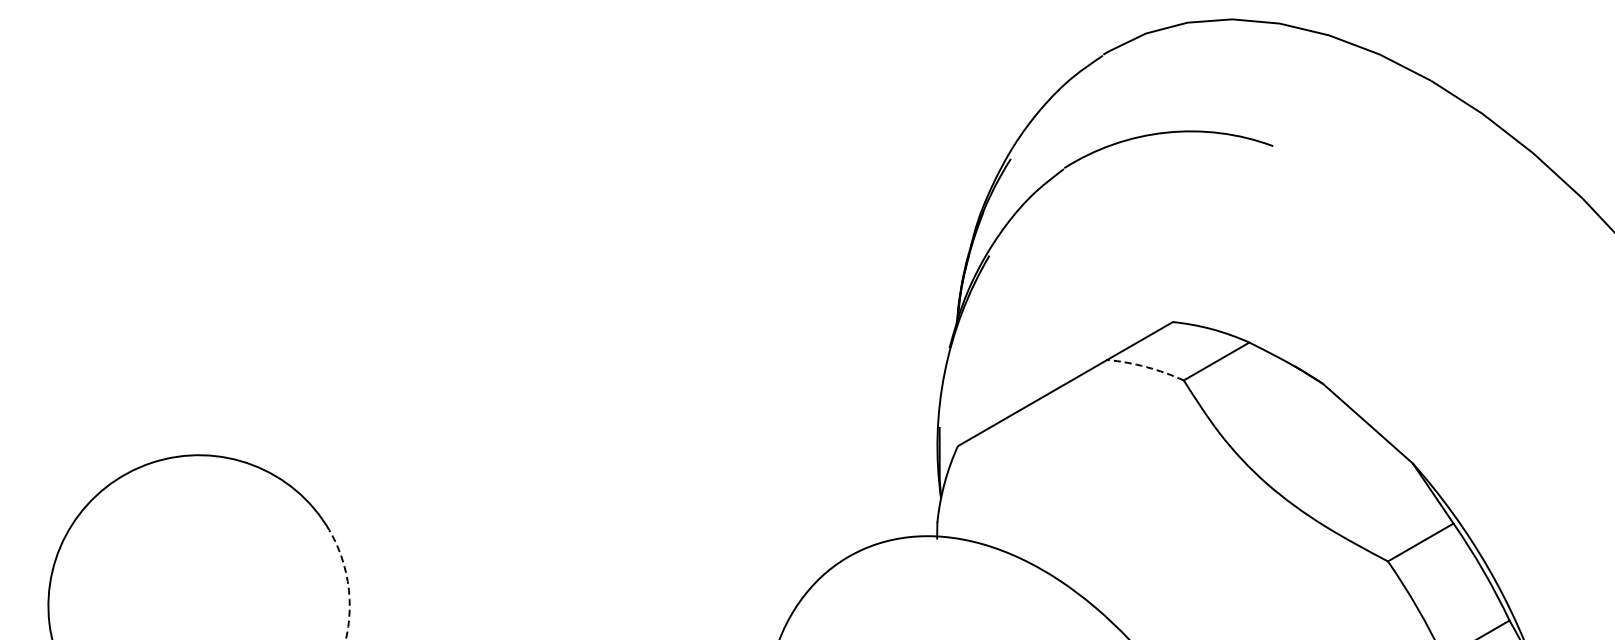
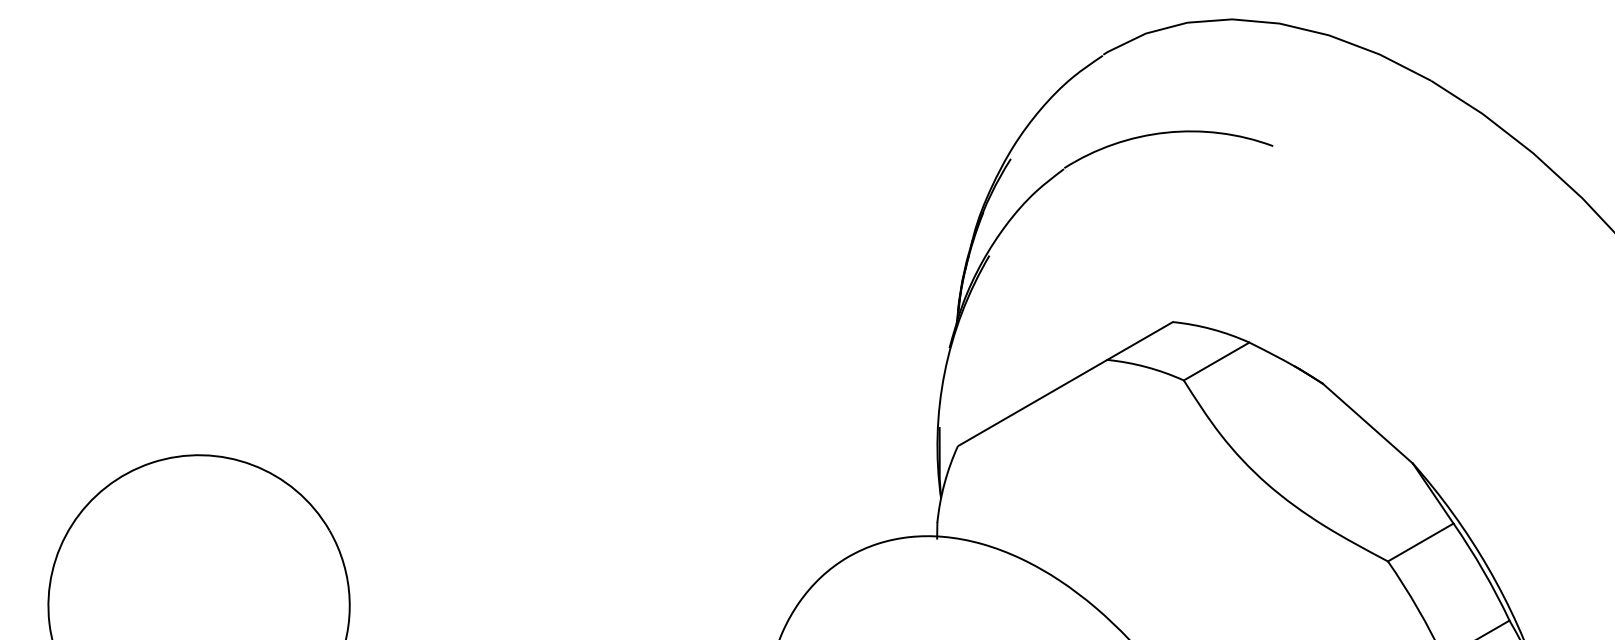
arc: dashed -> solid (1146, 367)
arc: dashed -> solid (347, 581)
